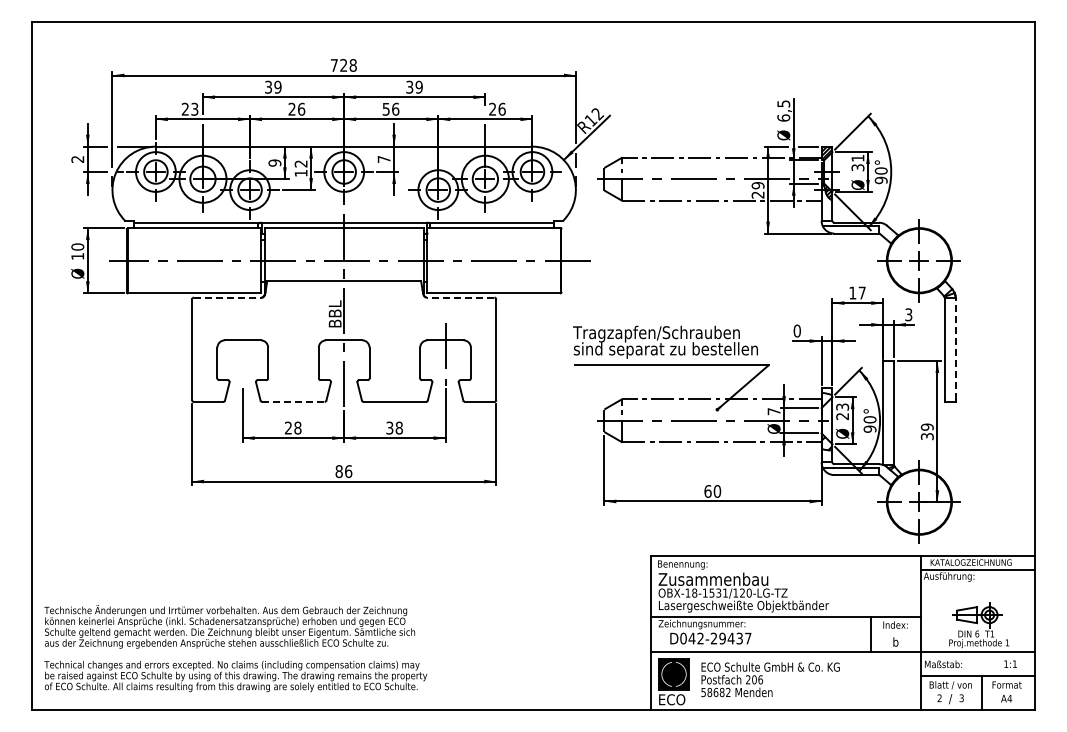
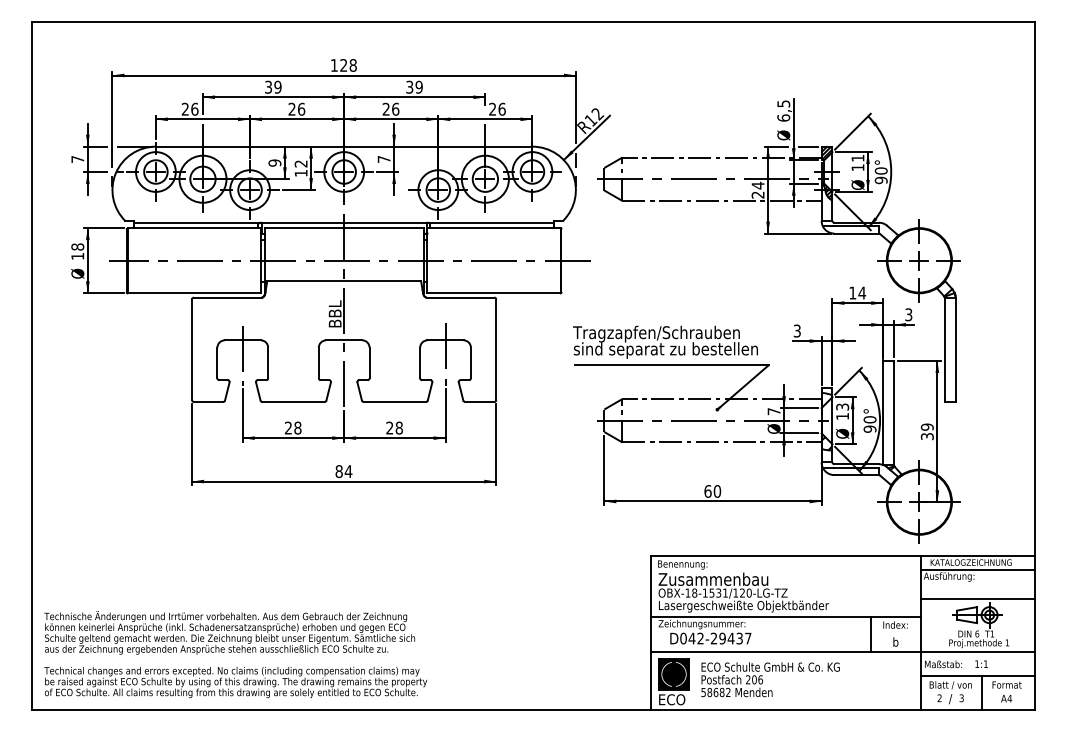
text: 728 -> 128 (334, 65)
text: 23 -> 26 (194, 108)
text: 56 -> 26 (385, 108)
text: 2 -> 7 (77, 159)
text: 31 -> 11 (857, 167)
text: 29 -> 24 (757, 185)
text: 10 -> 18 (77, 246)
text: 17 -> 14 (862, 292)
line: dashed -> solid (227, 297)
line: dashed -> solid (460, 297)
text: 0 -> 3 (796, 330)
line: dashed -> solid (955, 349)
line: none -> present (242, 355)
line: dashed -> solid (293, 401)
text: 23 -> 13 (842, 416)
text: 38 -> 28 (389, 428)
text: 86 -> 84 (348, 471)
line: none -> present (977, 599)
text position: (235, 648) -> (235, 654) (235, 654)
text position: (1010, 663) -> (981, 663) (981, 663)
